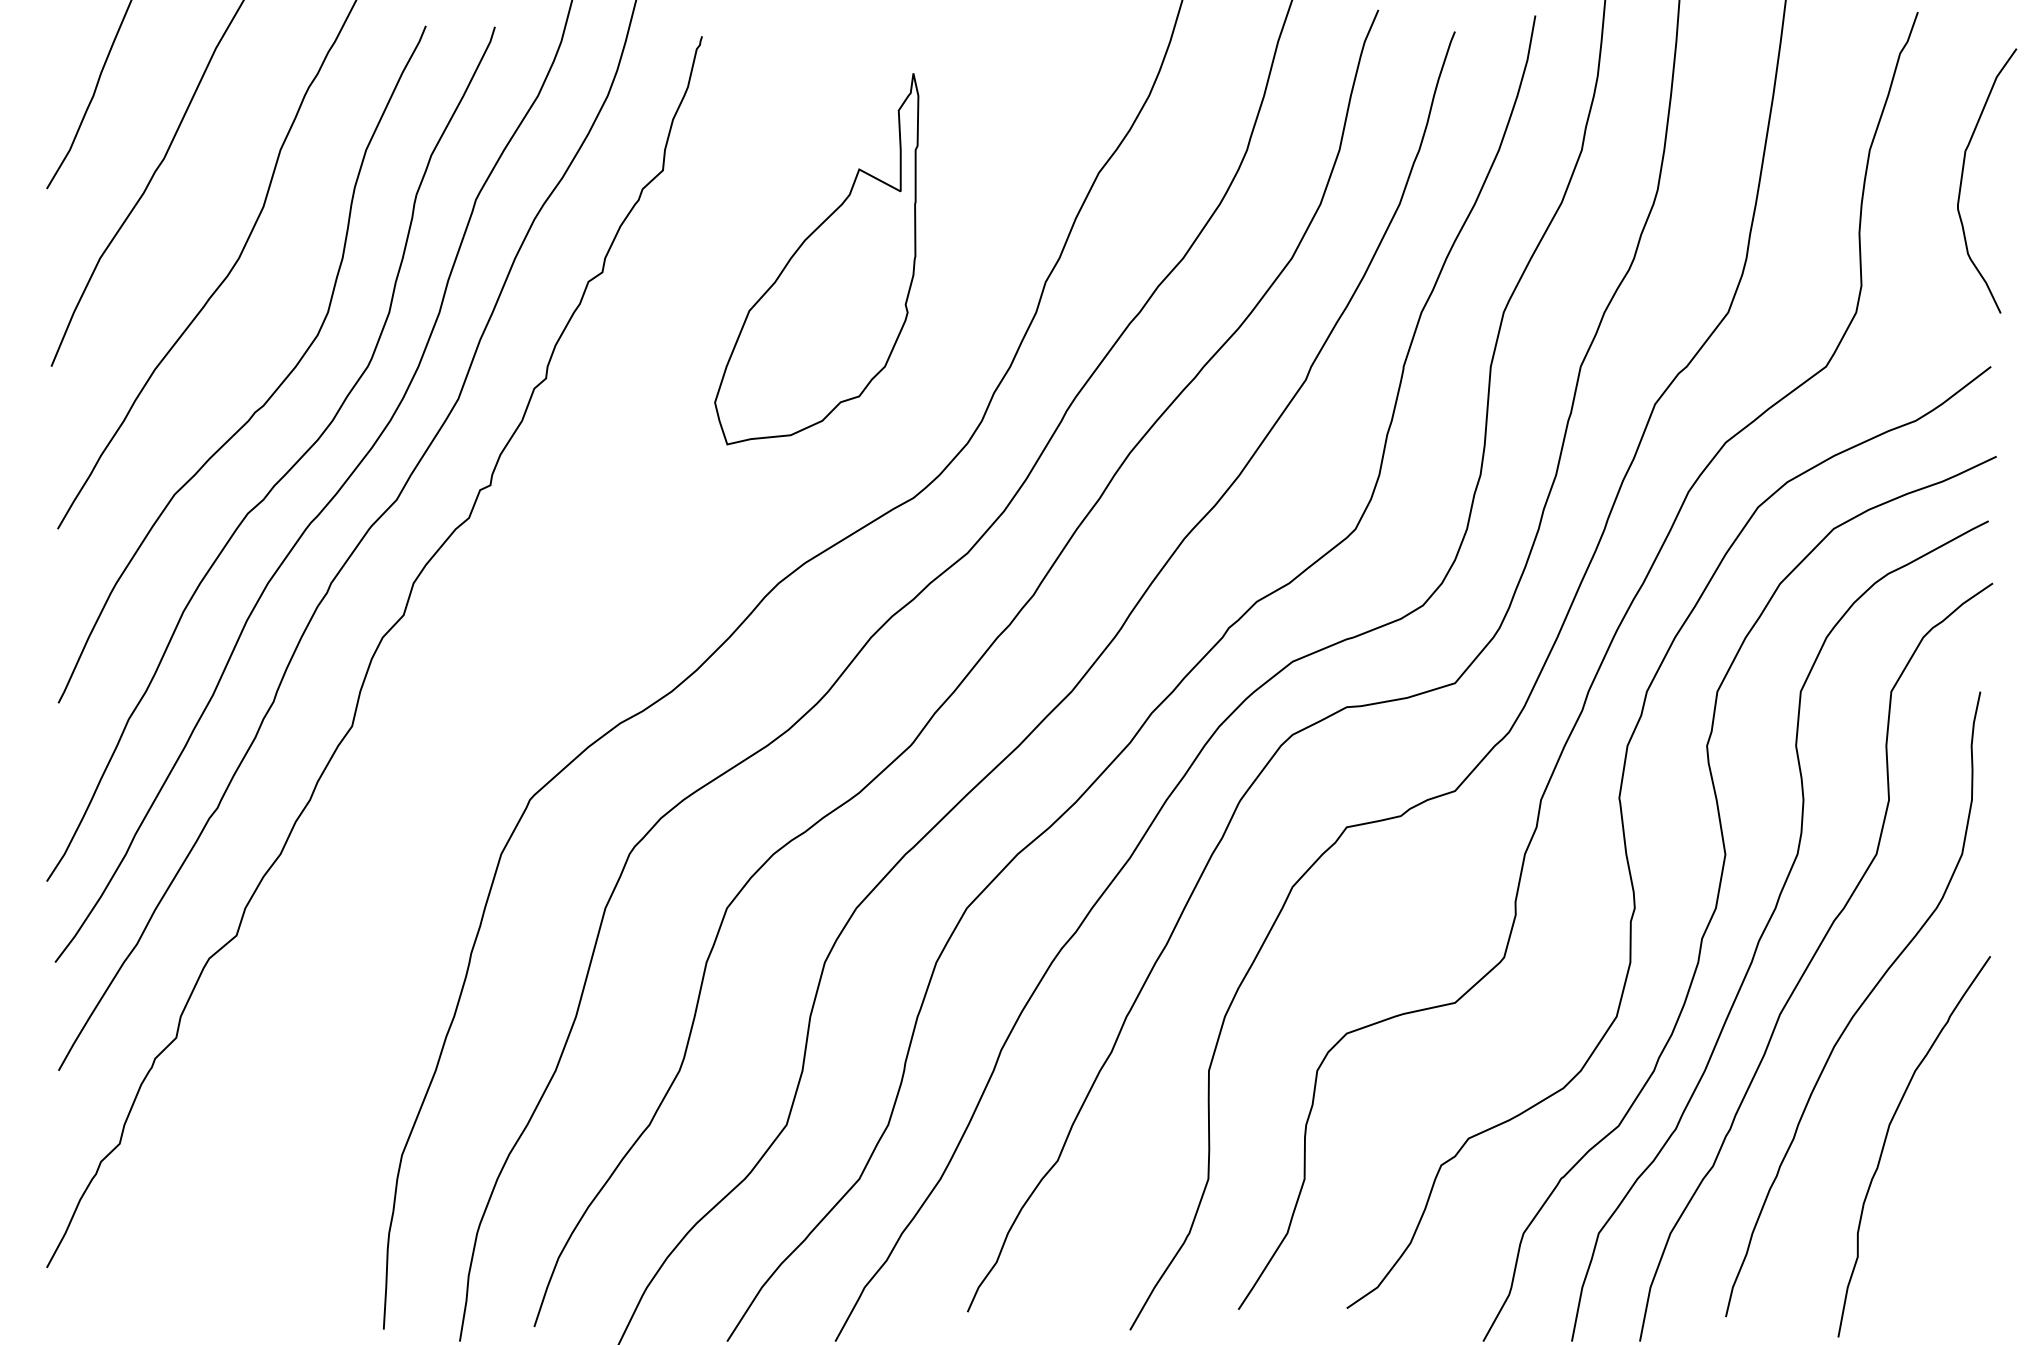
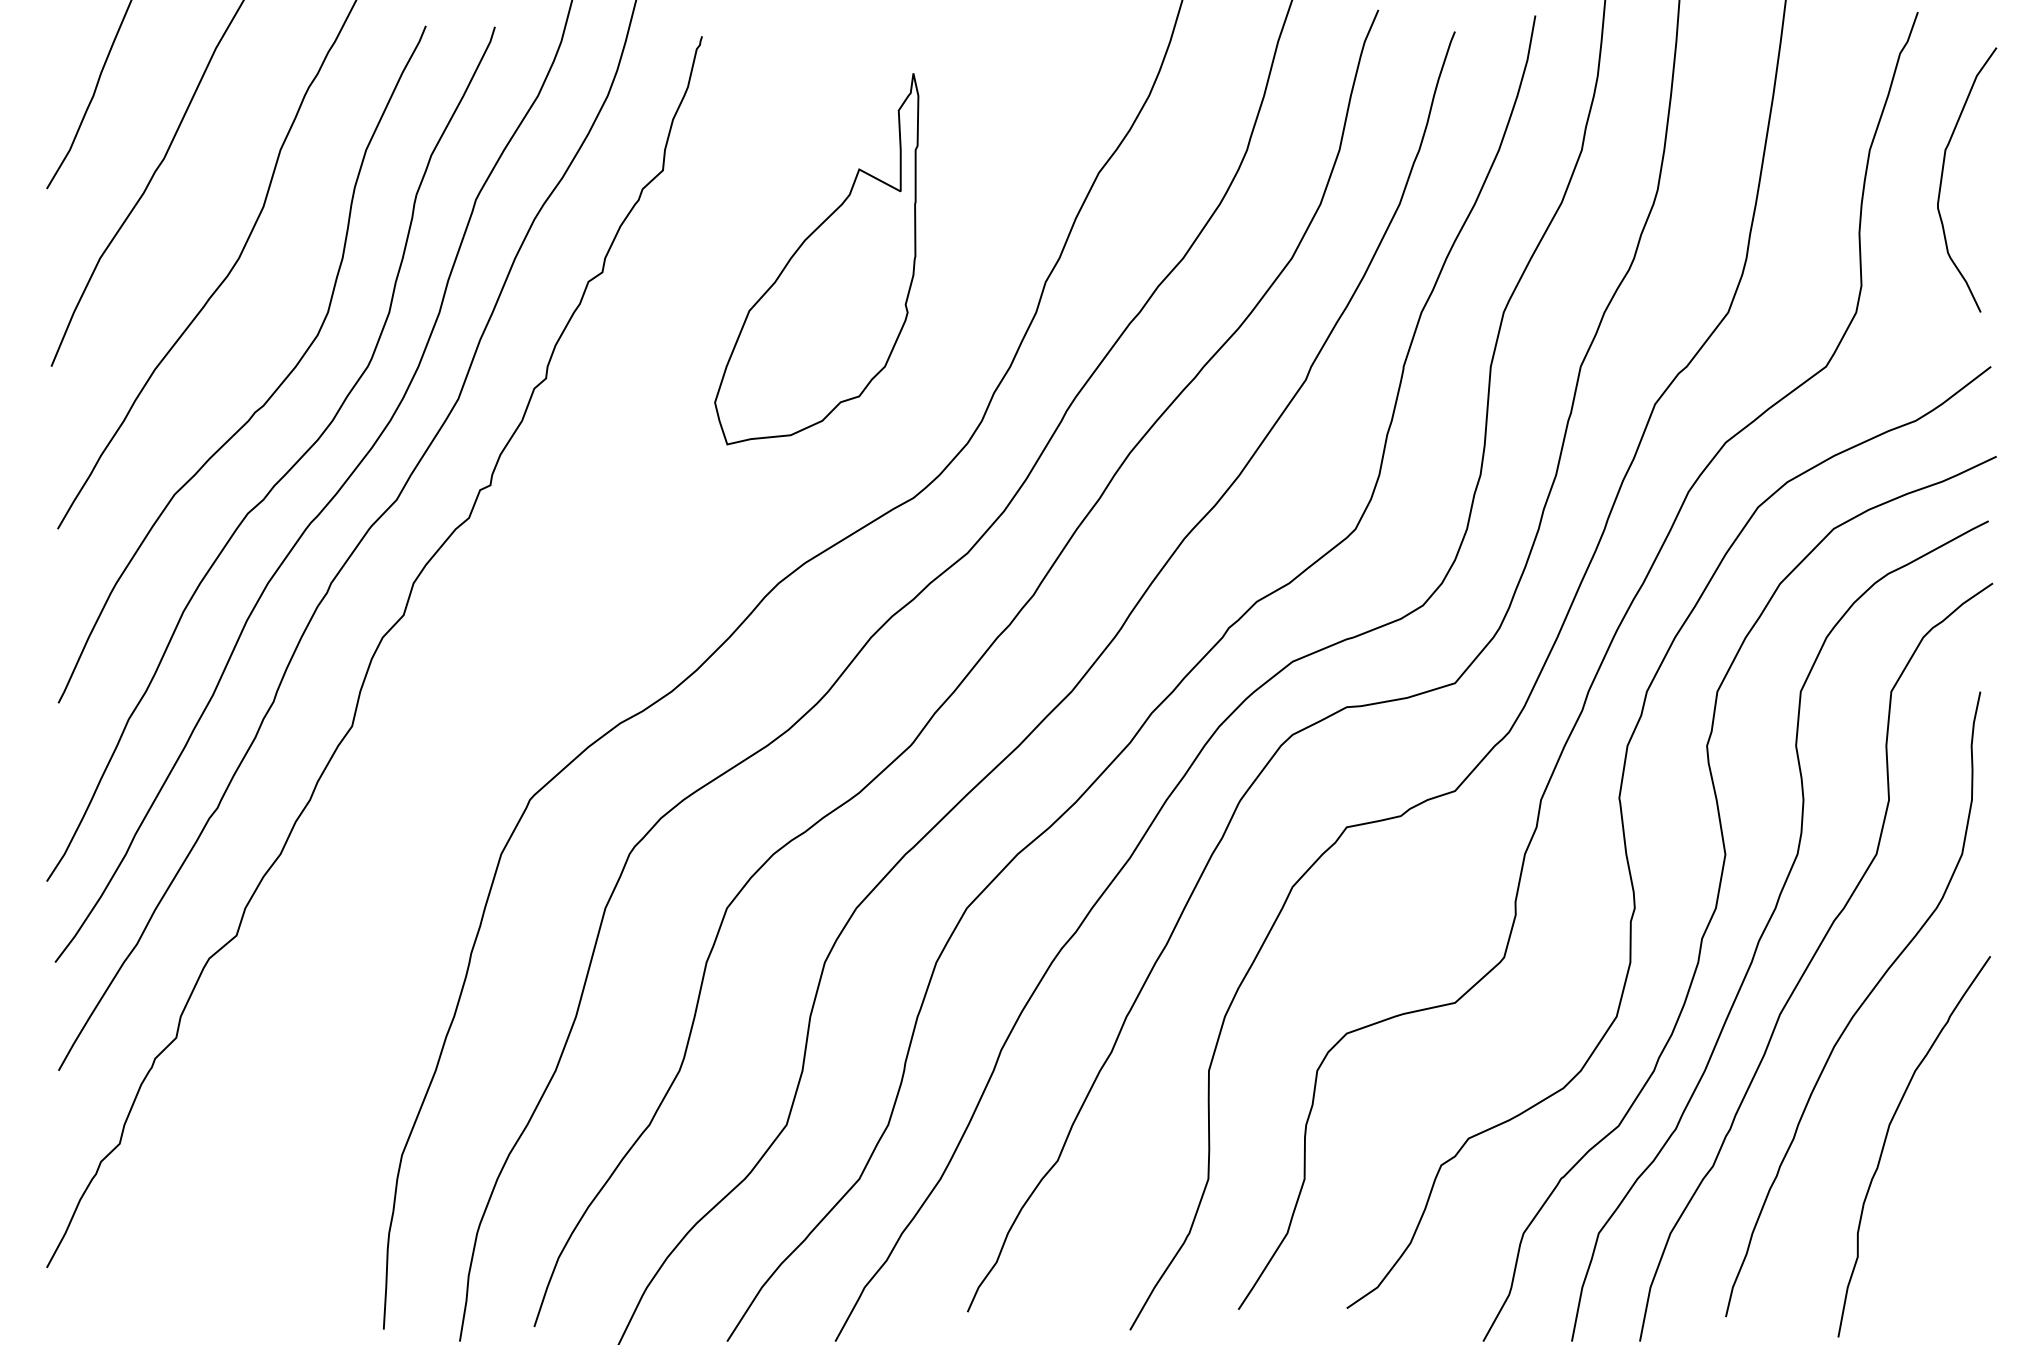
curve position: (1963, 174) -> (1943, 173) (1943, 173)
